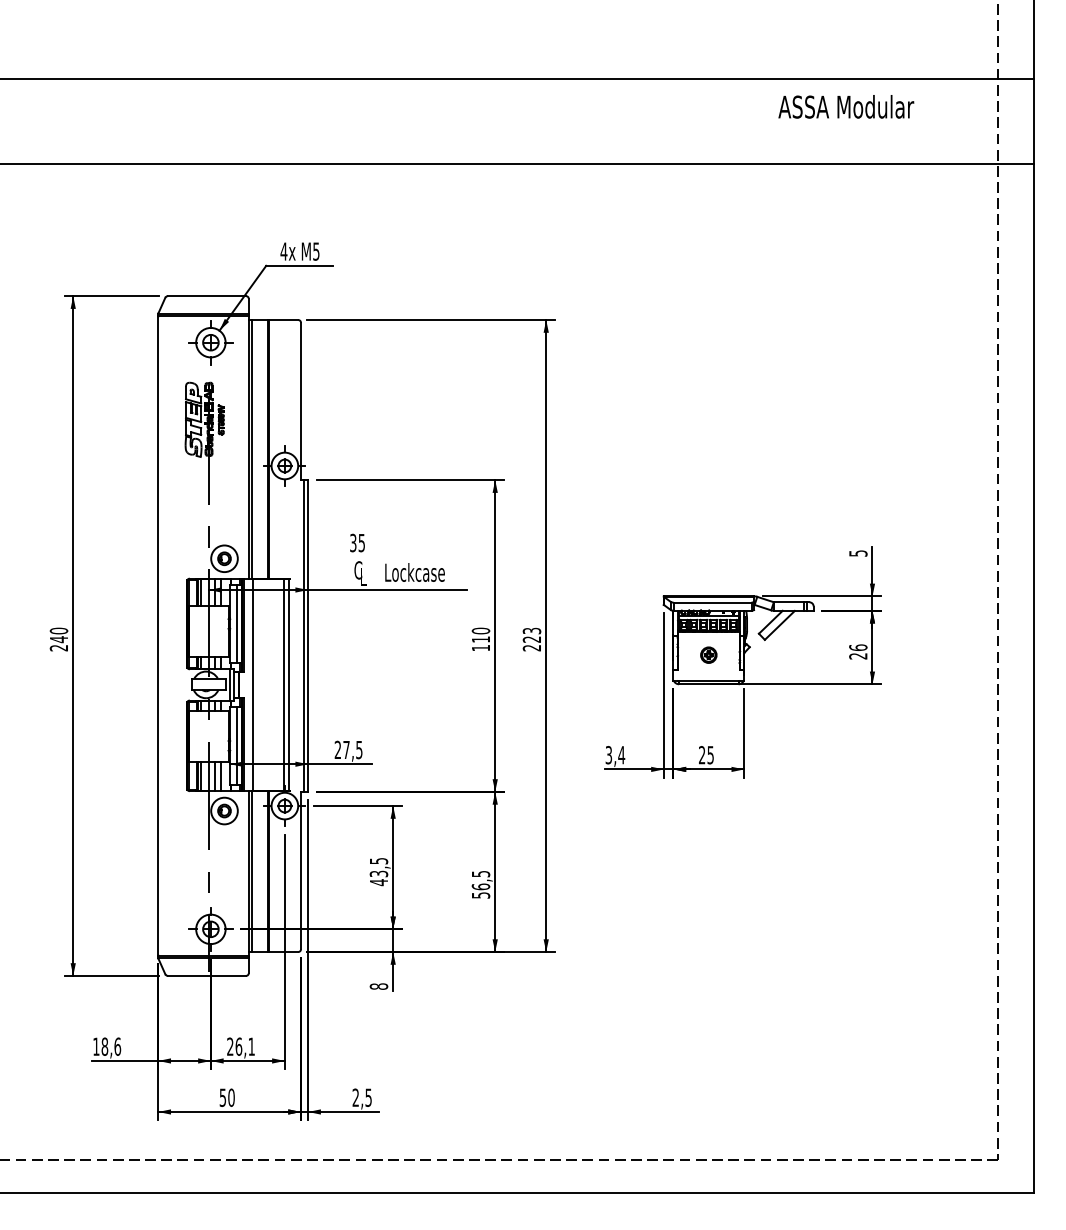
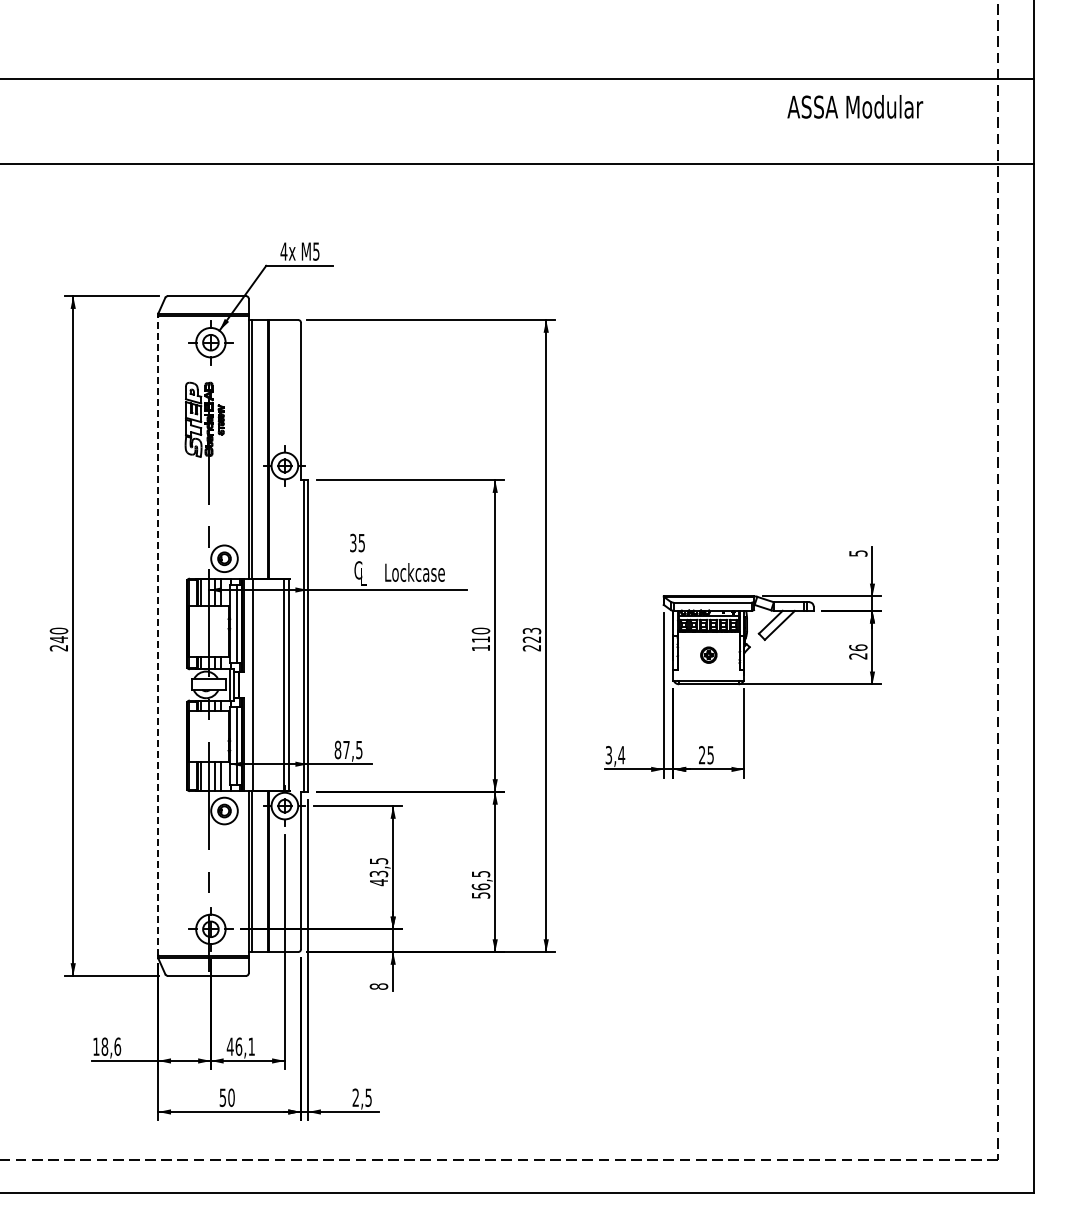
text position: (846, 106) -> (855, 106) (855, 106)
line: solid -> dashed (158, 636)
text: 27,5 -> 87,5 (337, 749)
text: 26,1 -> 46,1 (229, 1046)
